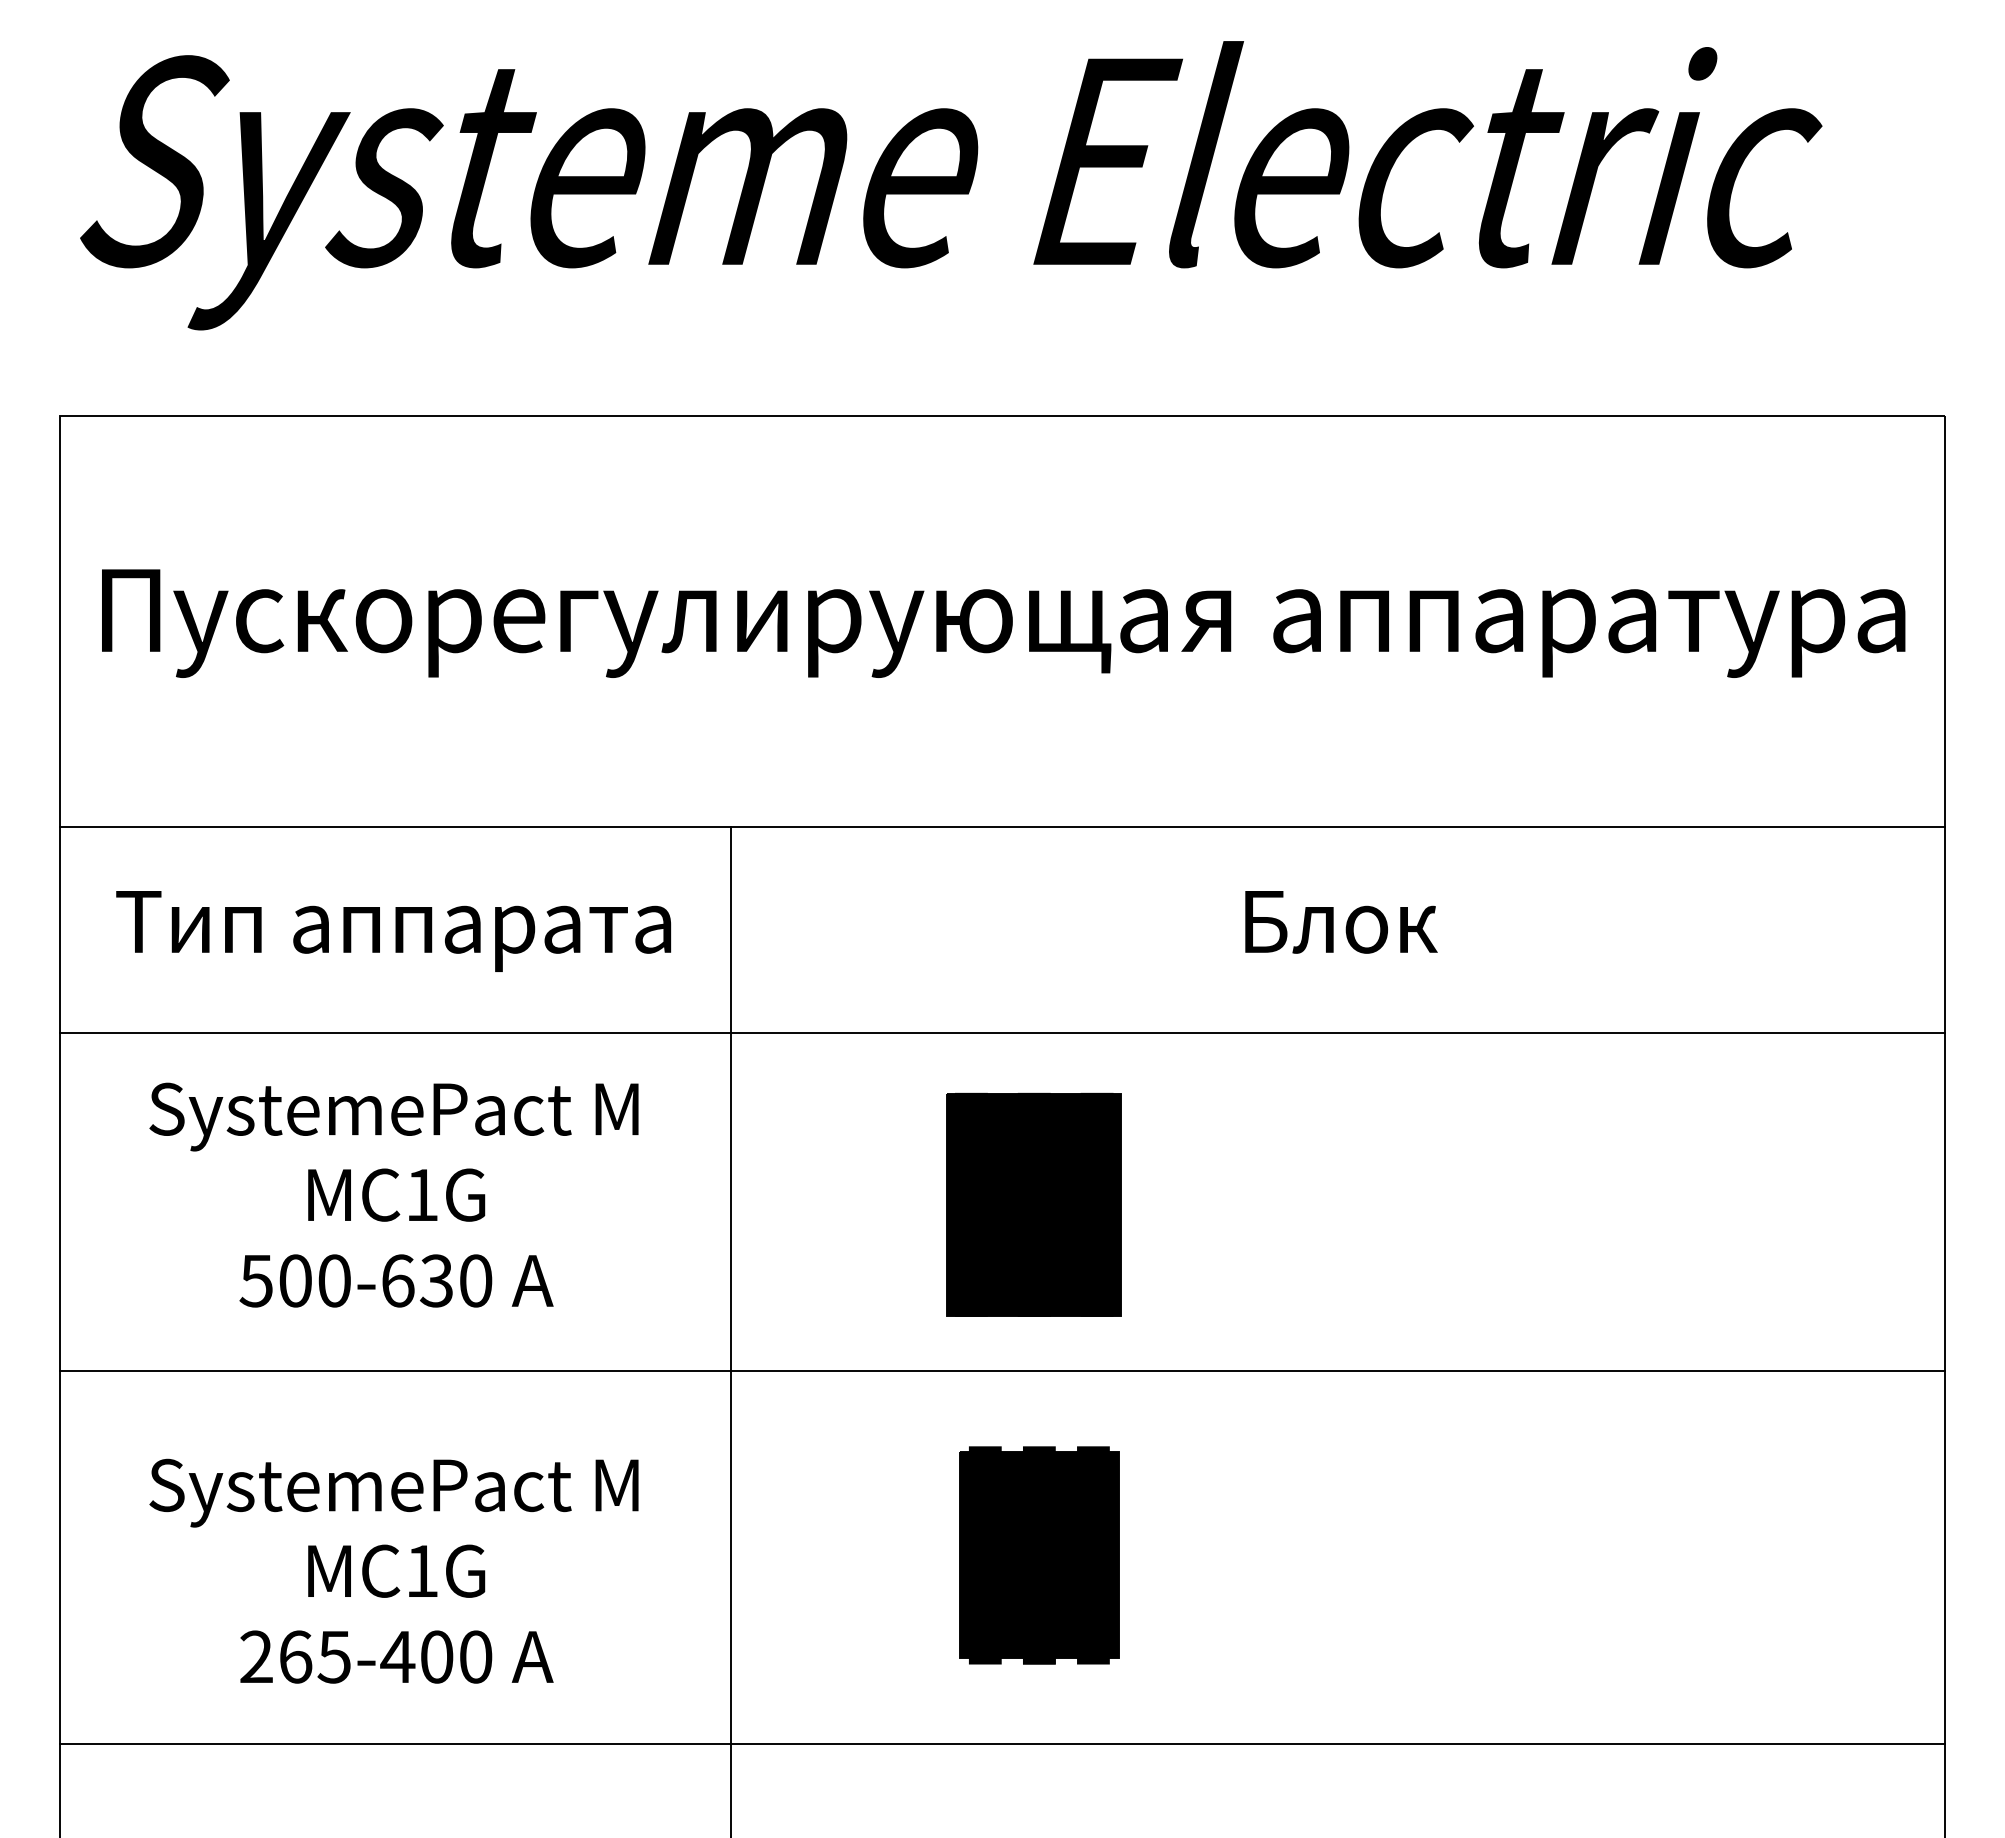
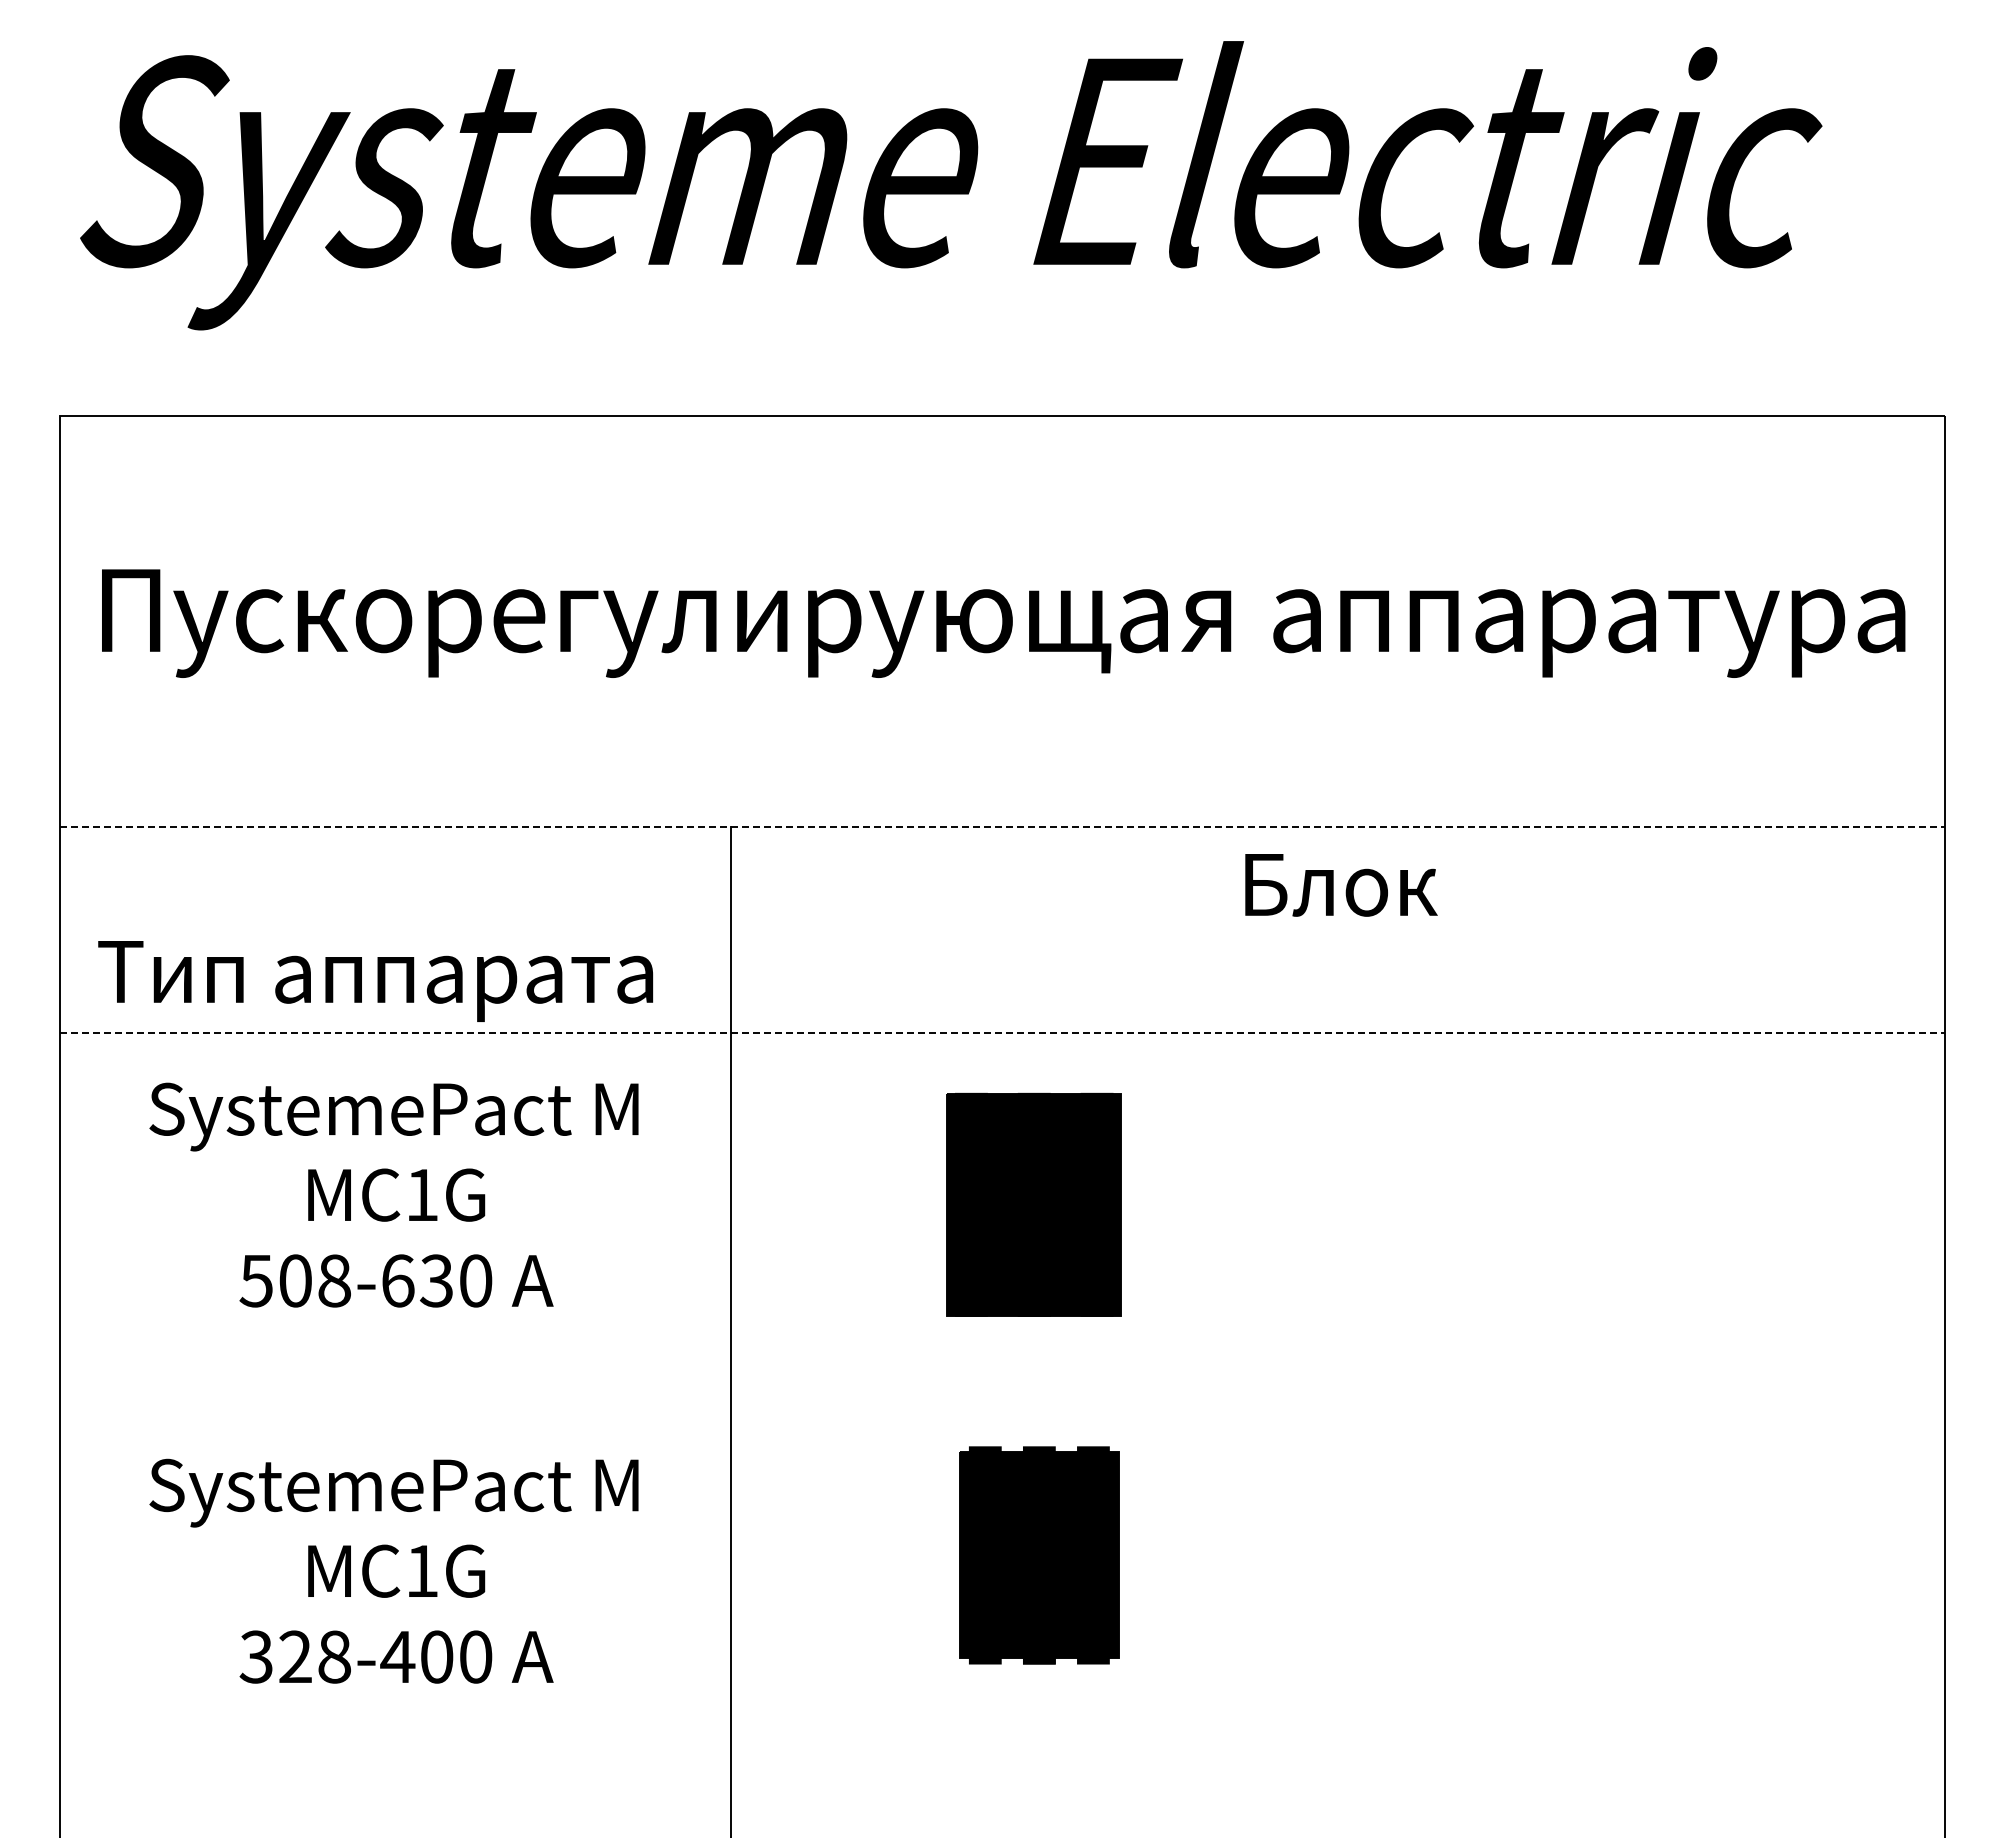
line: solid -> dashed (1002, 826)
text position: (1341, 922) -> (1341, 885) (1341, 885)
text position: (393, 931) -> (375, 981) (375, 981)
line: solid -> dashed (1002, 1032)
text: 500 -> 508 (334, 1280)
line: present -> none (1002, 1370)
text: 265 -> 328 (294, 1656)
line: present -> none (1002, 1743)
